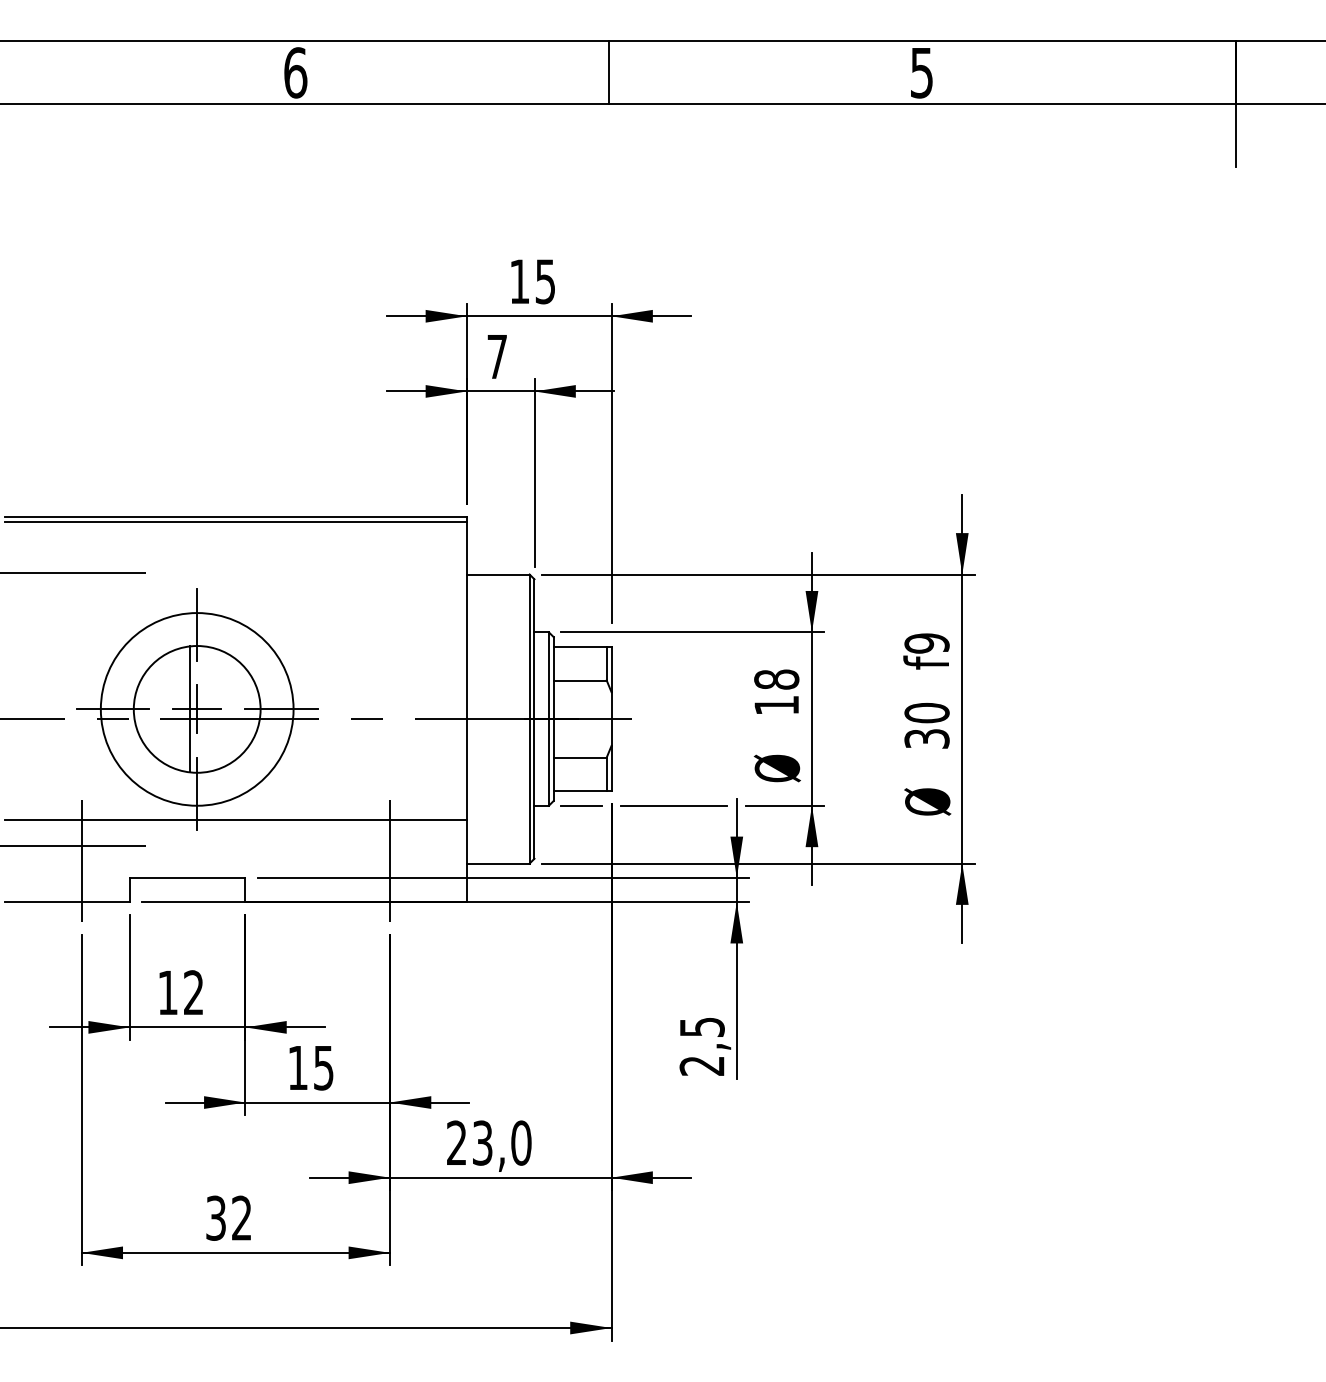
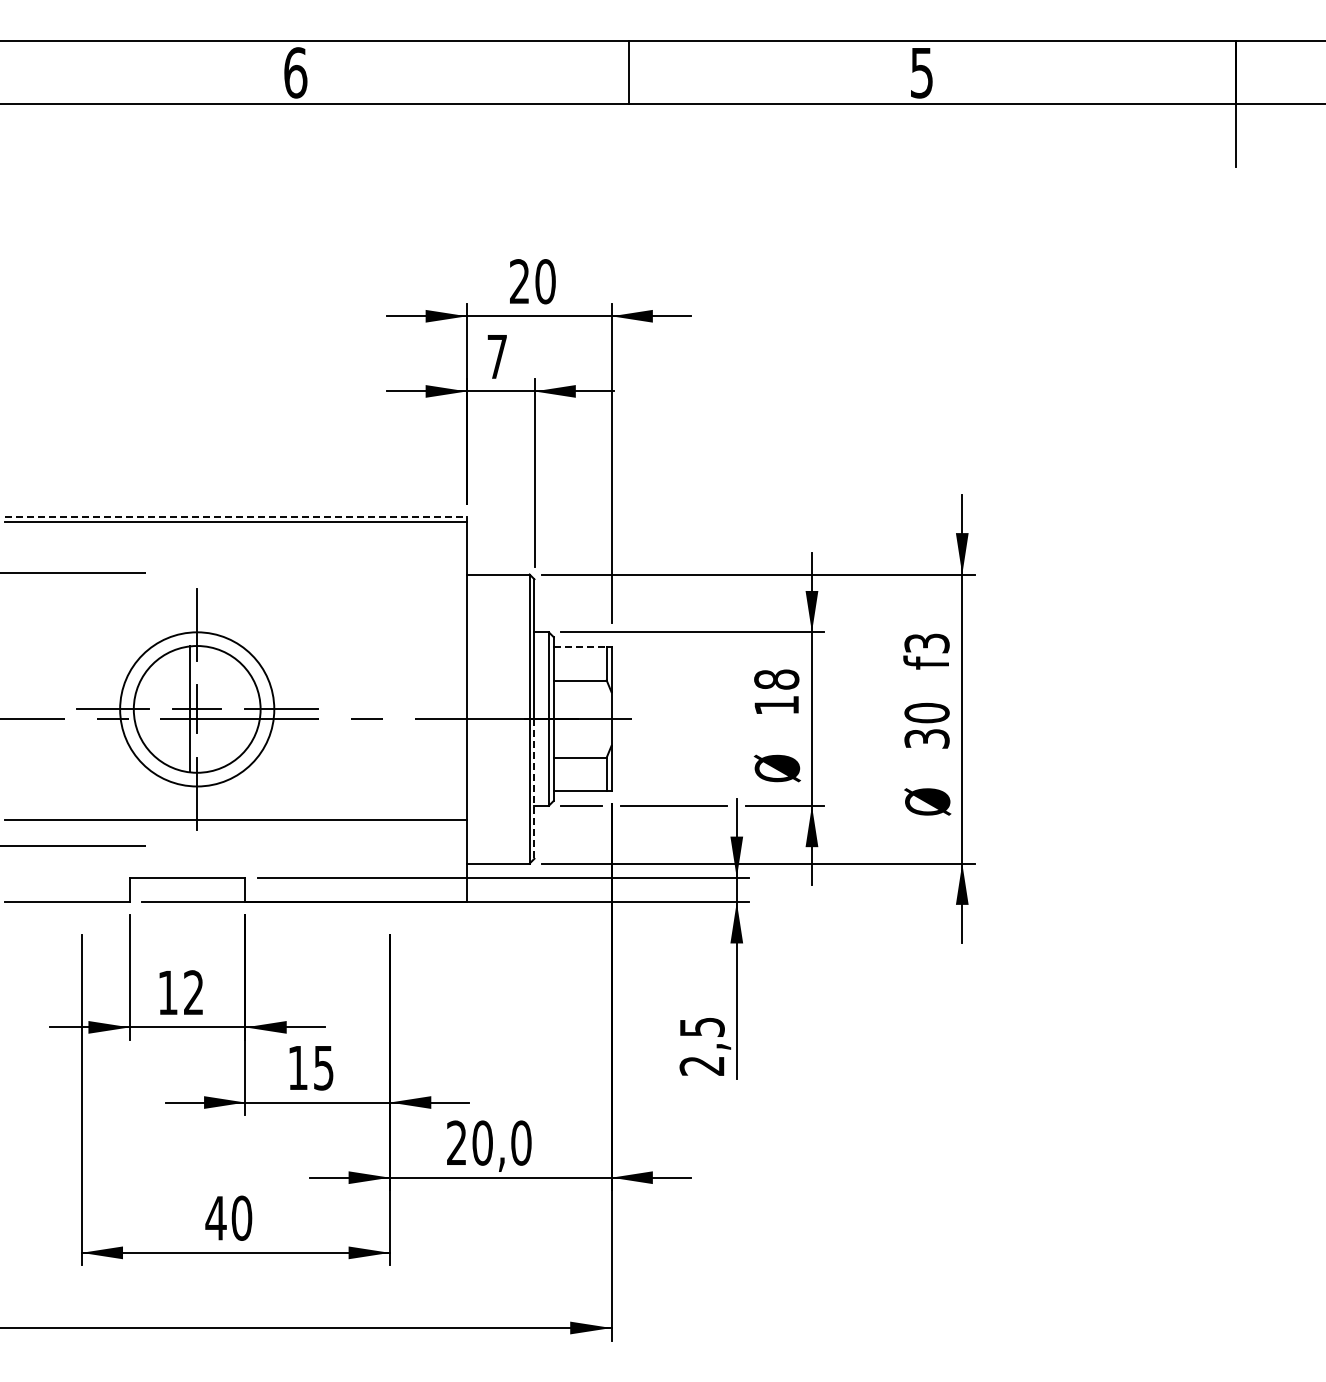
line position: (609, 72) -> (629, 72) (629, 72)
text: 15 -> 20 (532, 281)
line: solid -> dashed (236, 516)
text: f9 -> f3 (926, 643)
line: solid -> dashed (580, 646)
circle diameter: 193 px -> 154 px (197, 709)
line: solid -> dashed (534, 788)
line: present -> none (81, 860)
line: present -> none (389, 860)
text: 23,0 -> 20,0 (482, 1142)
text: 32 -> 40 (228, 1217)
